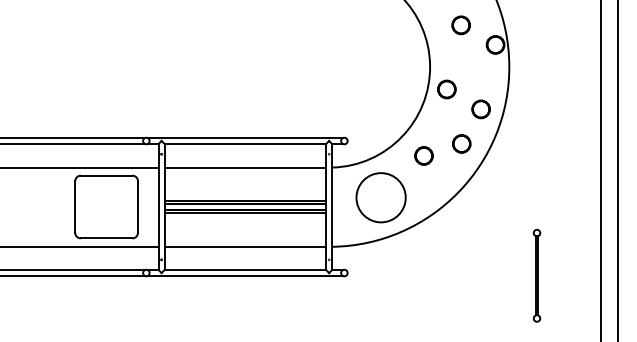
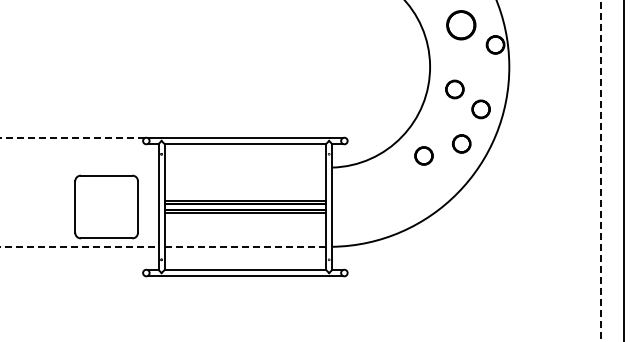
part size: 20x21 px -> 31x31 px (461, 25)
part position: (446, 89) -> (454, 89) (454, 89)
line: solid -> dashed (72, 138)
line: present -> none (73, 143)
line: present -> none (80, 167)
line: present -> none (245, 167)
line position: (617, 170) -> (623, 170) (623, 170)
line: solid -> dashed (601, 171)
circle: present -> none (380, 197)
line: solid -> dashed (79, 246)
line: solid -> dashed (245, 246)
line: present -> none (73, 270)
line: present -> none (73, 275)
part: present -> none (536, 275)
